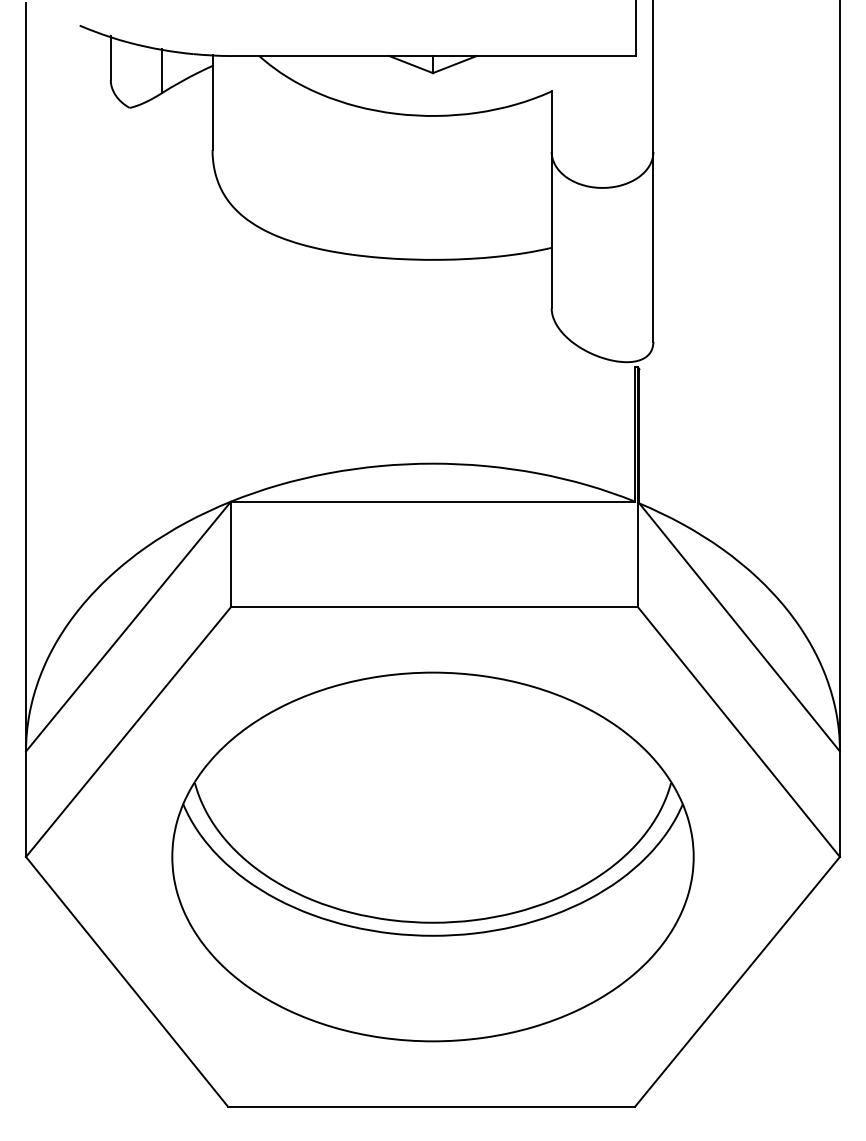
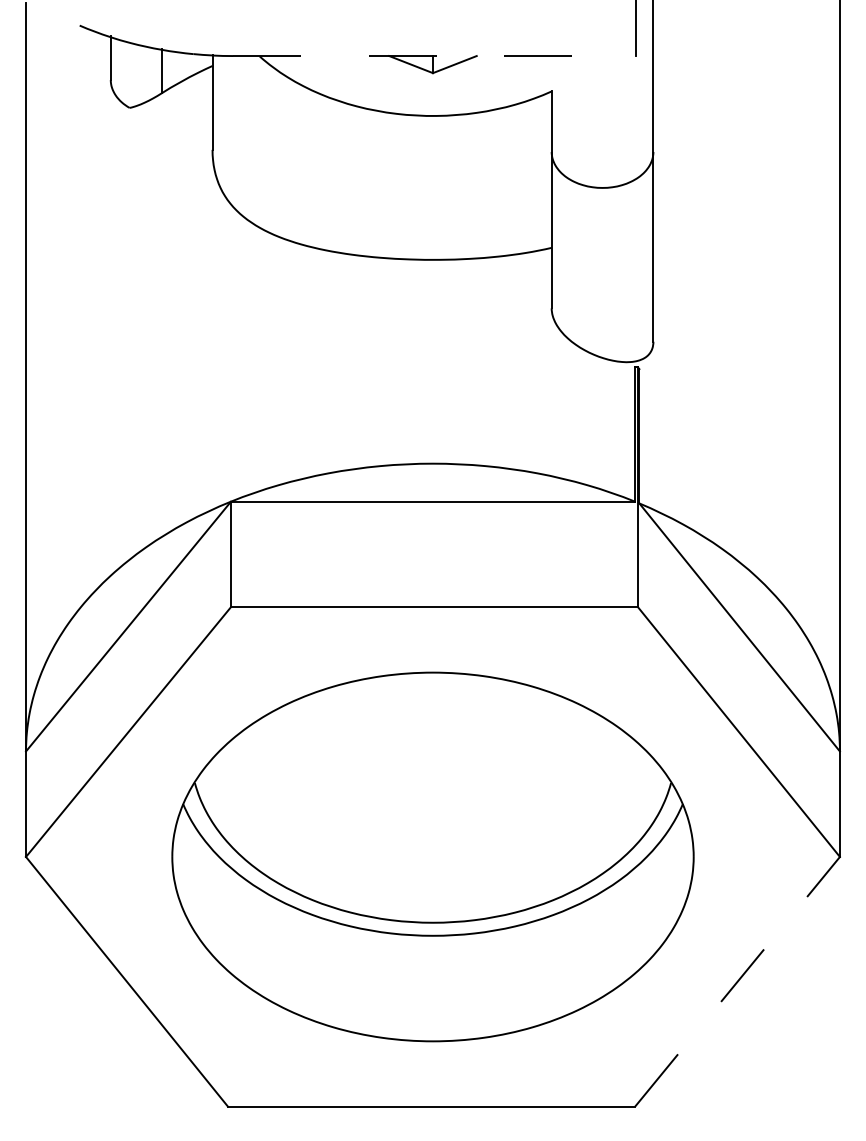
line: solid -> dashed (434, 56)
line: solid -> dashed (737, 981)
